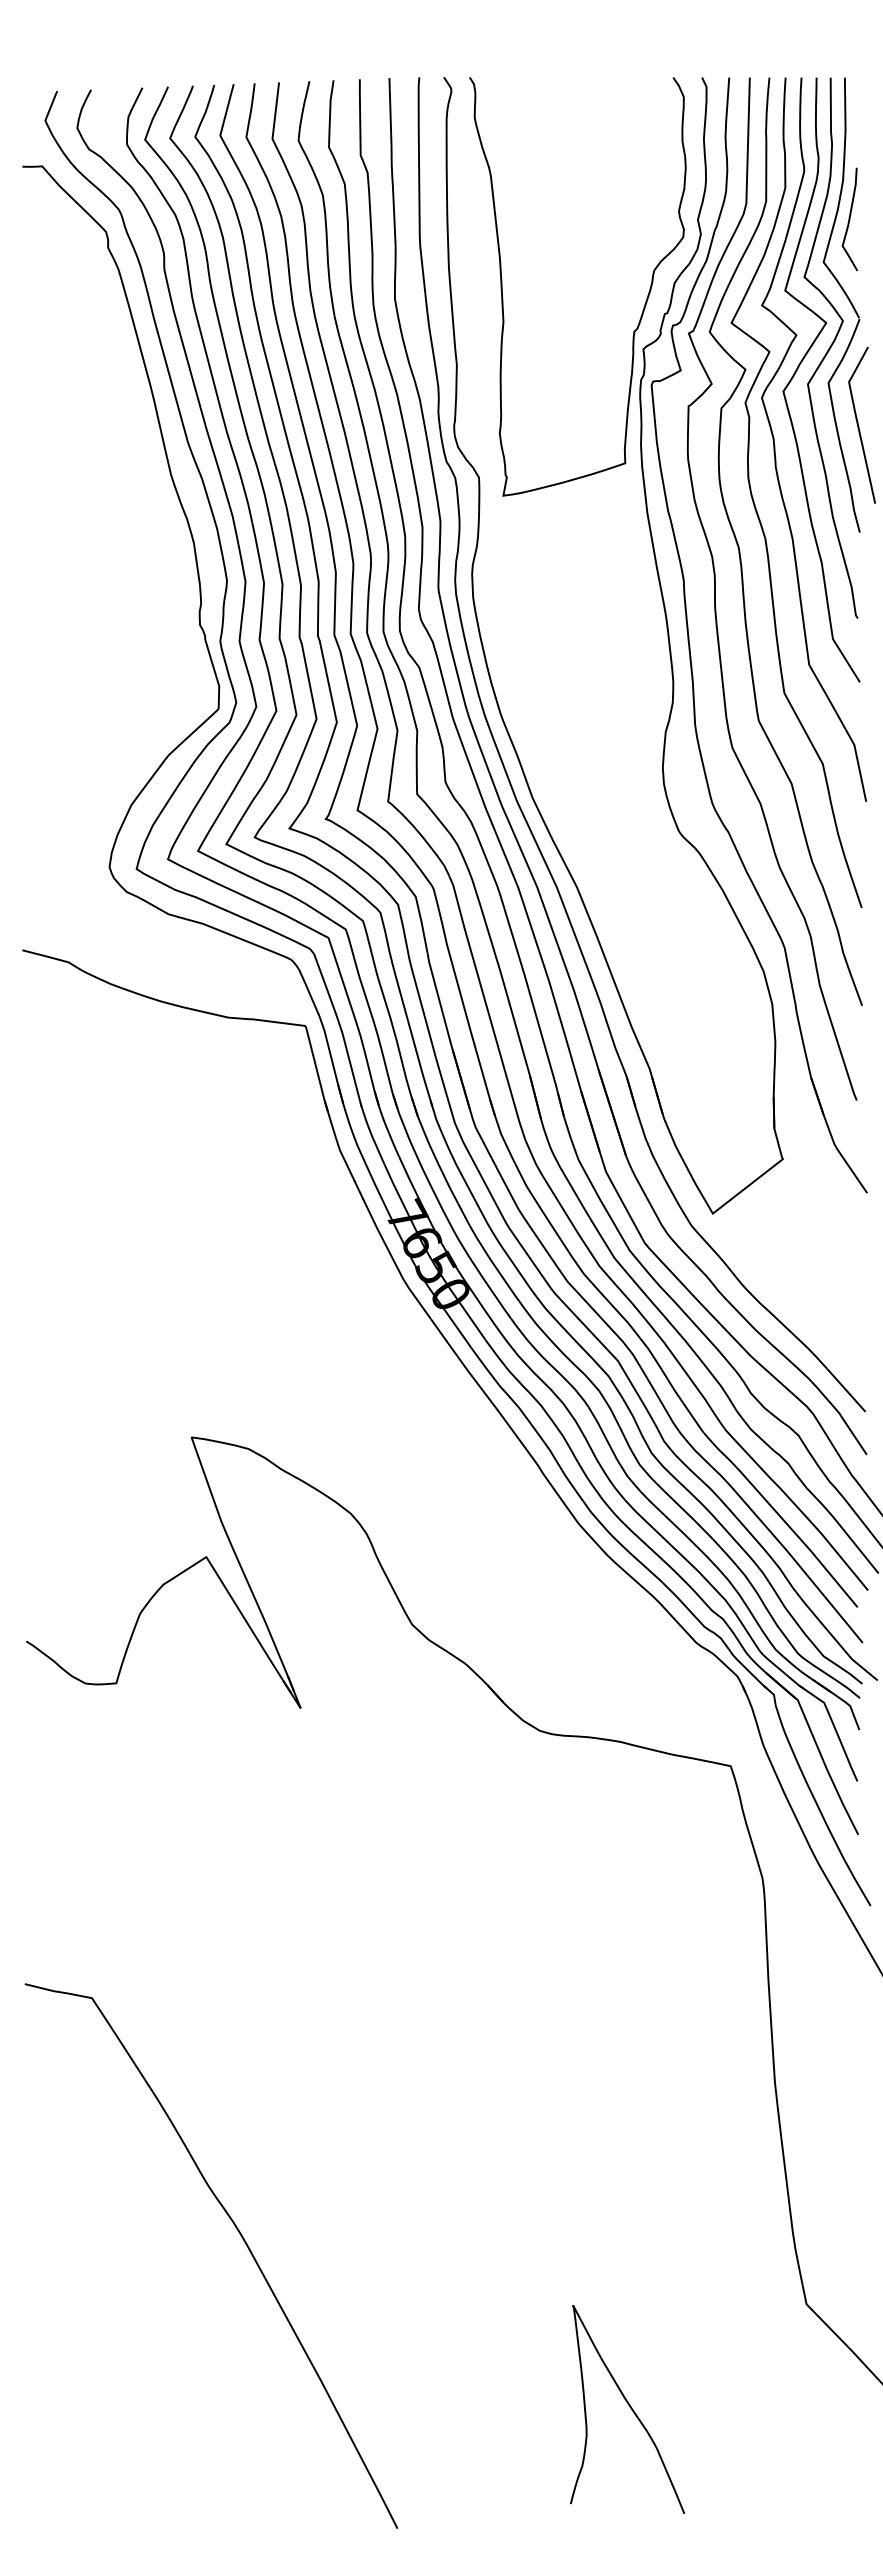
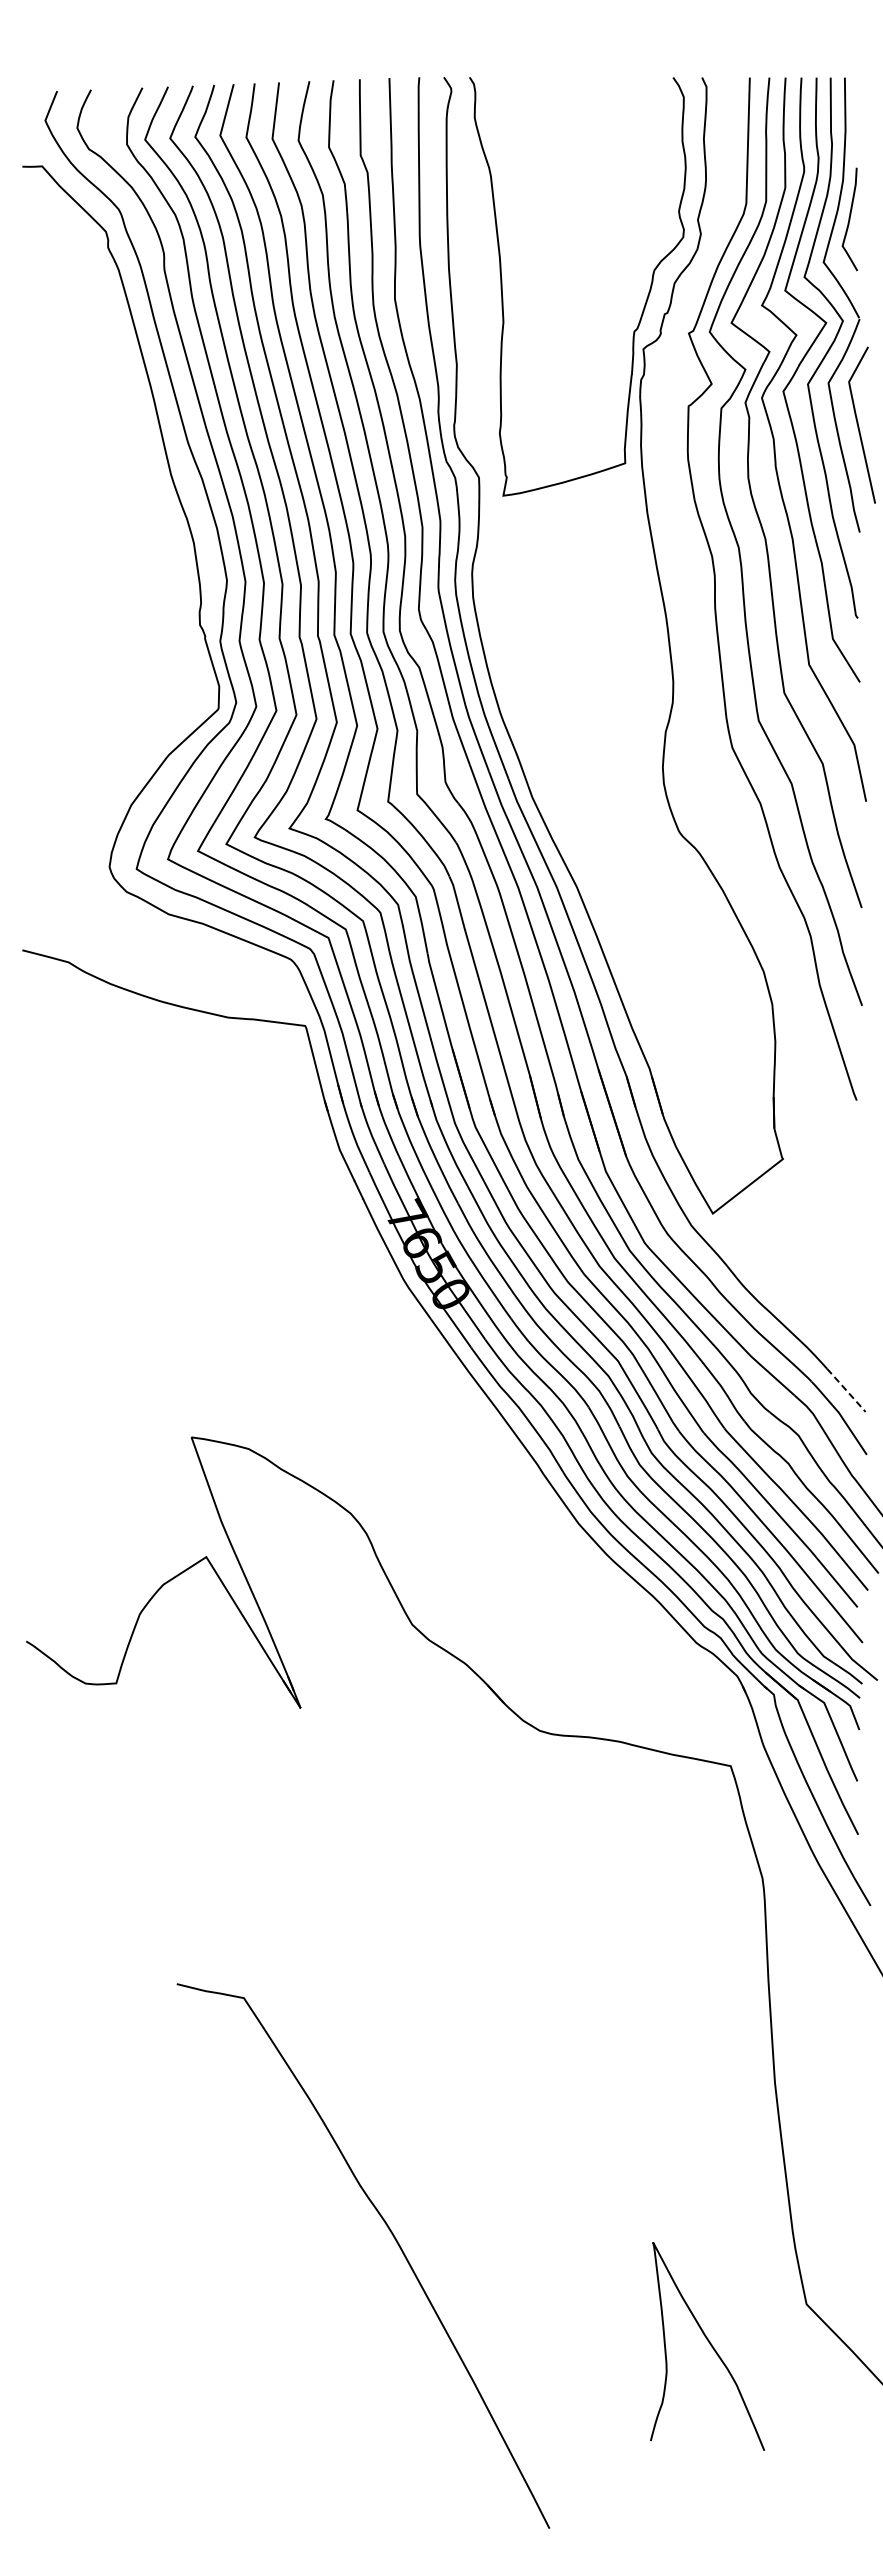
part: present -> none (690, 645)
line: solid -> dashed (846, 1390)
curve position: (242, 2239) -> (394, 2239) (394, 2239)
curve position: (629, 2407) -> (709, 2344) (709, 2344)
